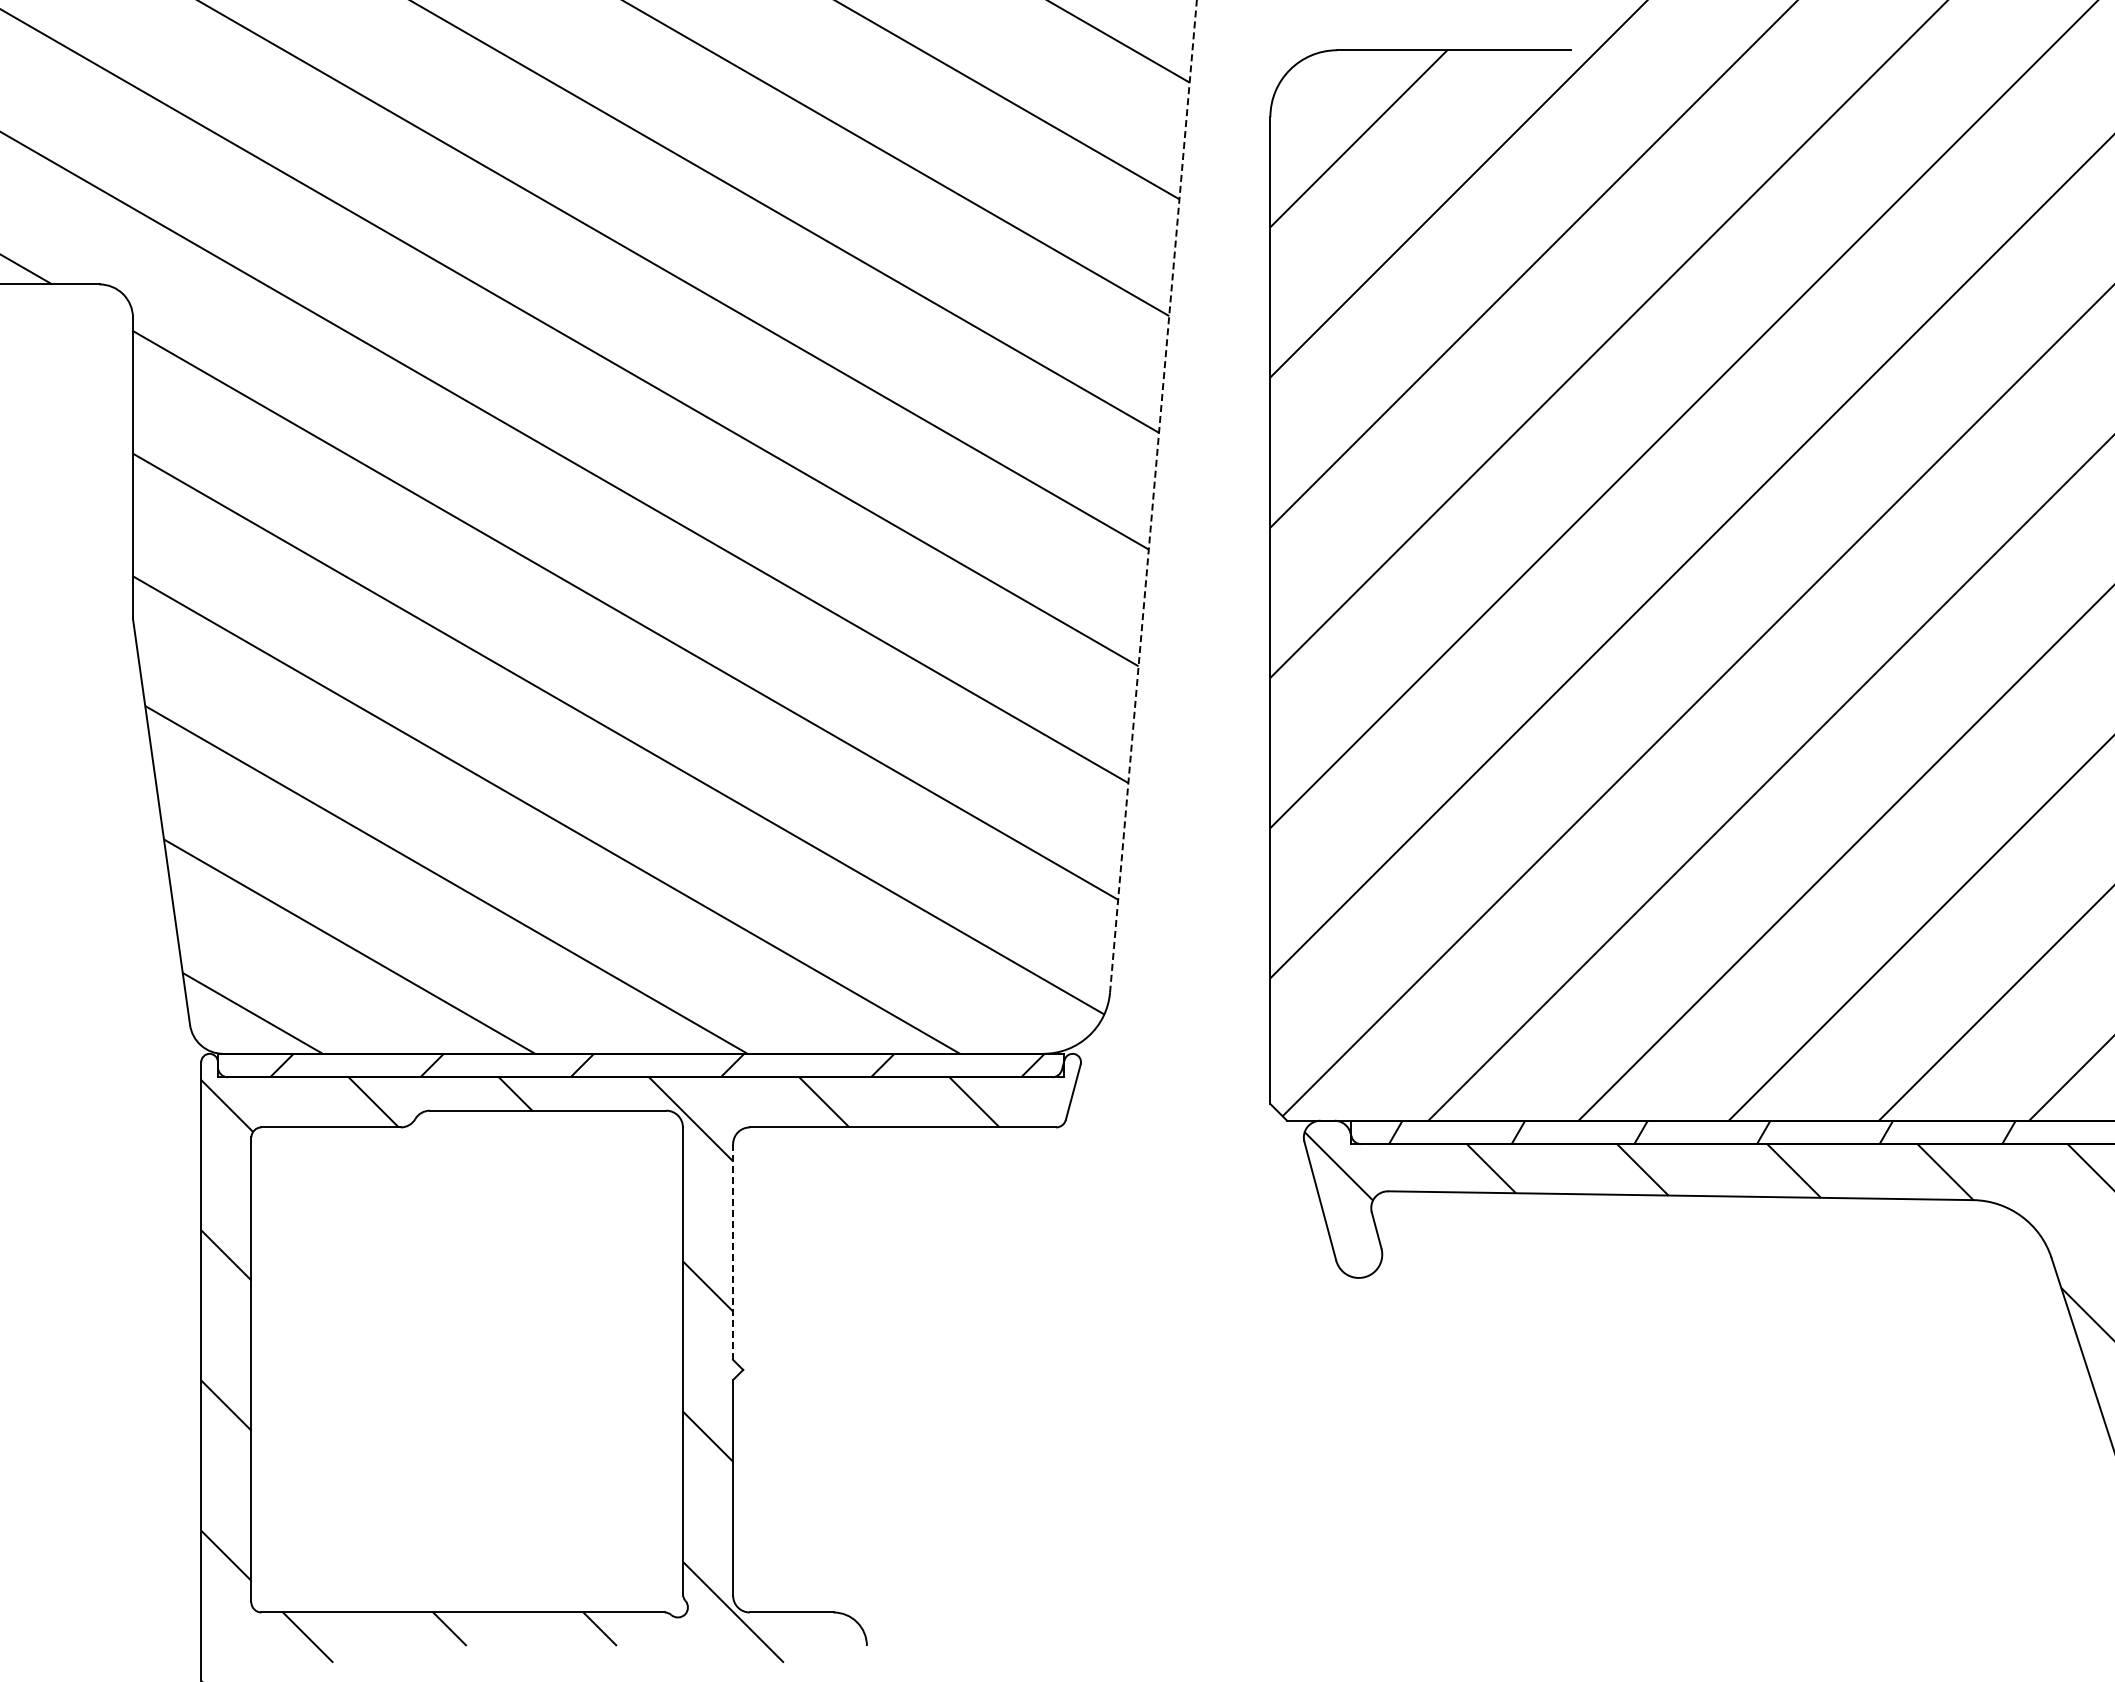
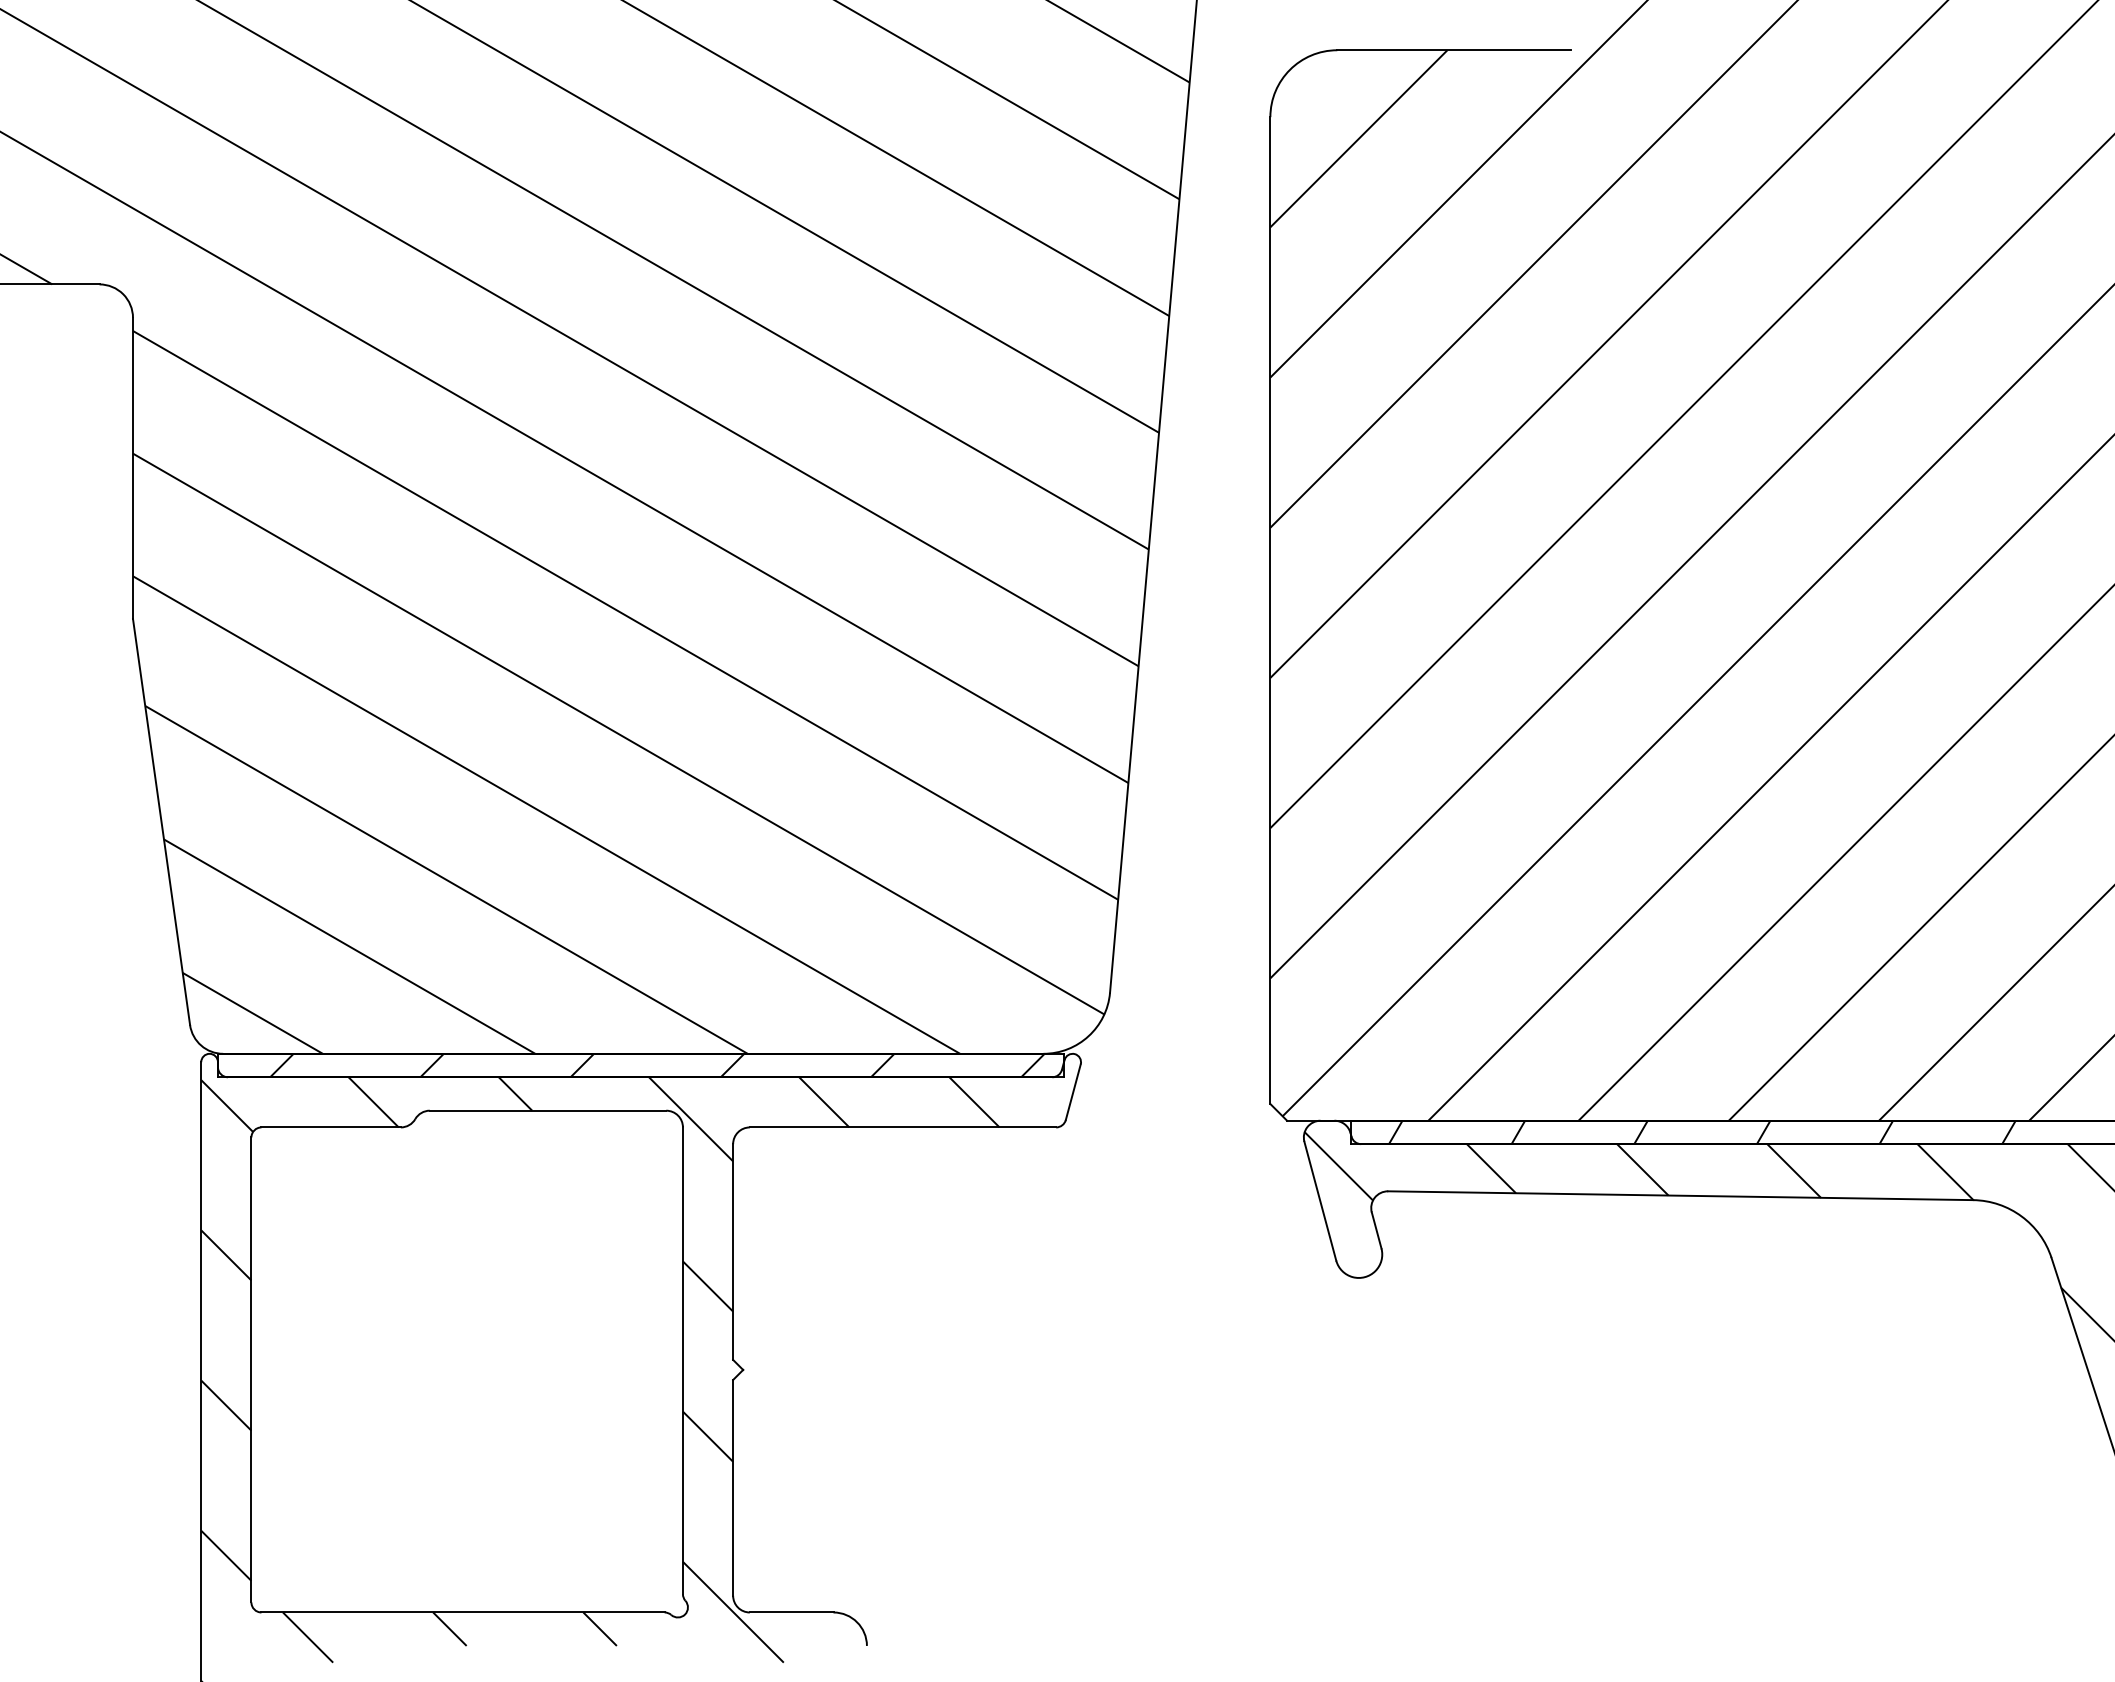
line: dashed -> solid (1153, 495)
line: dashed -> solid (733, 1252)
